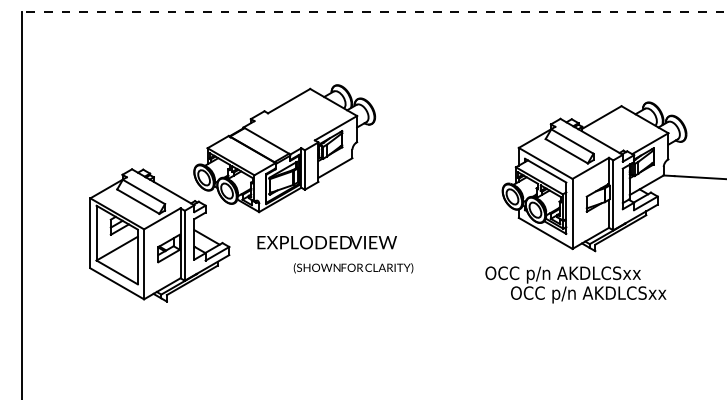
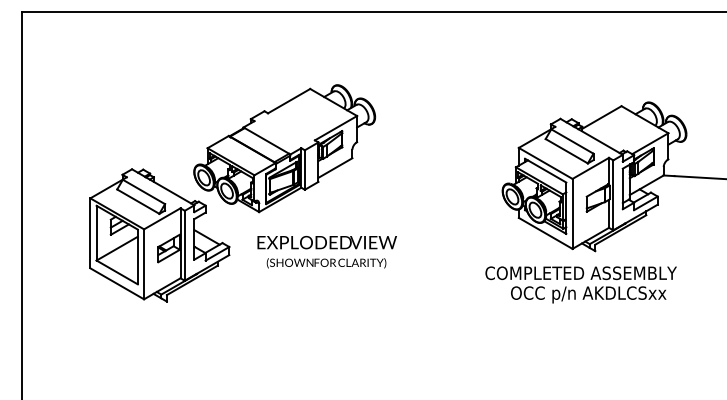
line: dashed -> solid (373, 12)
text position: (353, 268) -> (326, 263) (326, 263)
text: OCC p/n AKDLCSxx -> COMPLETED ASSEMBLY (584, 274)
